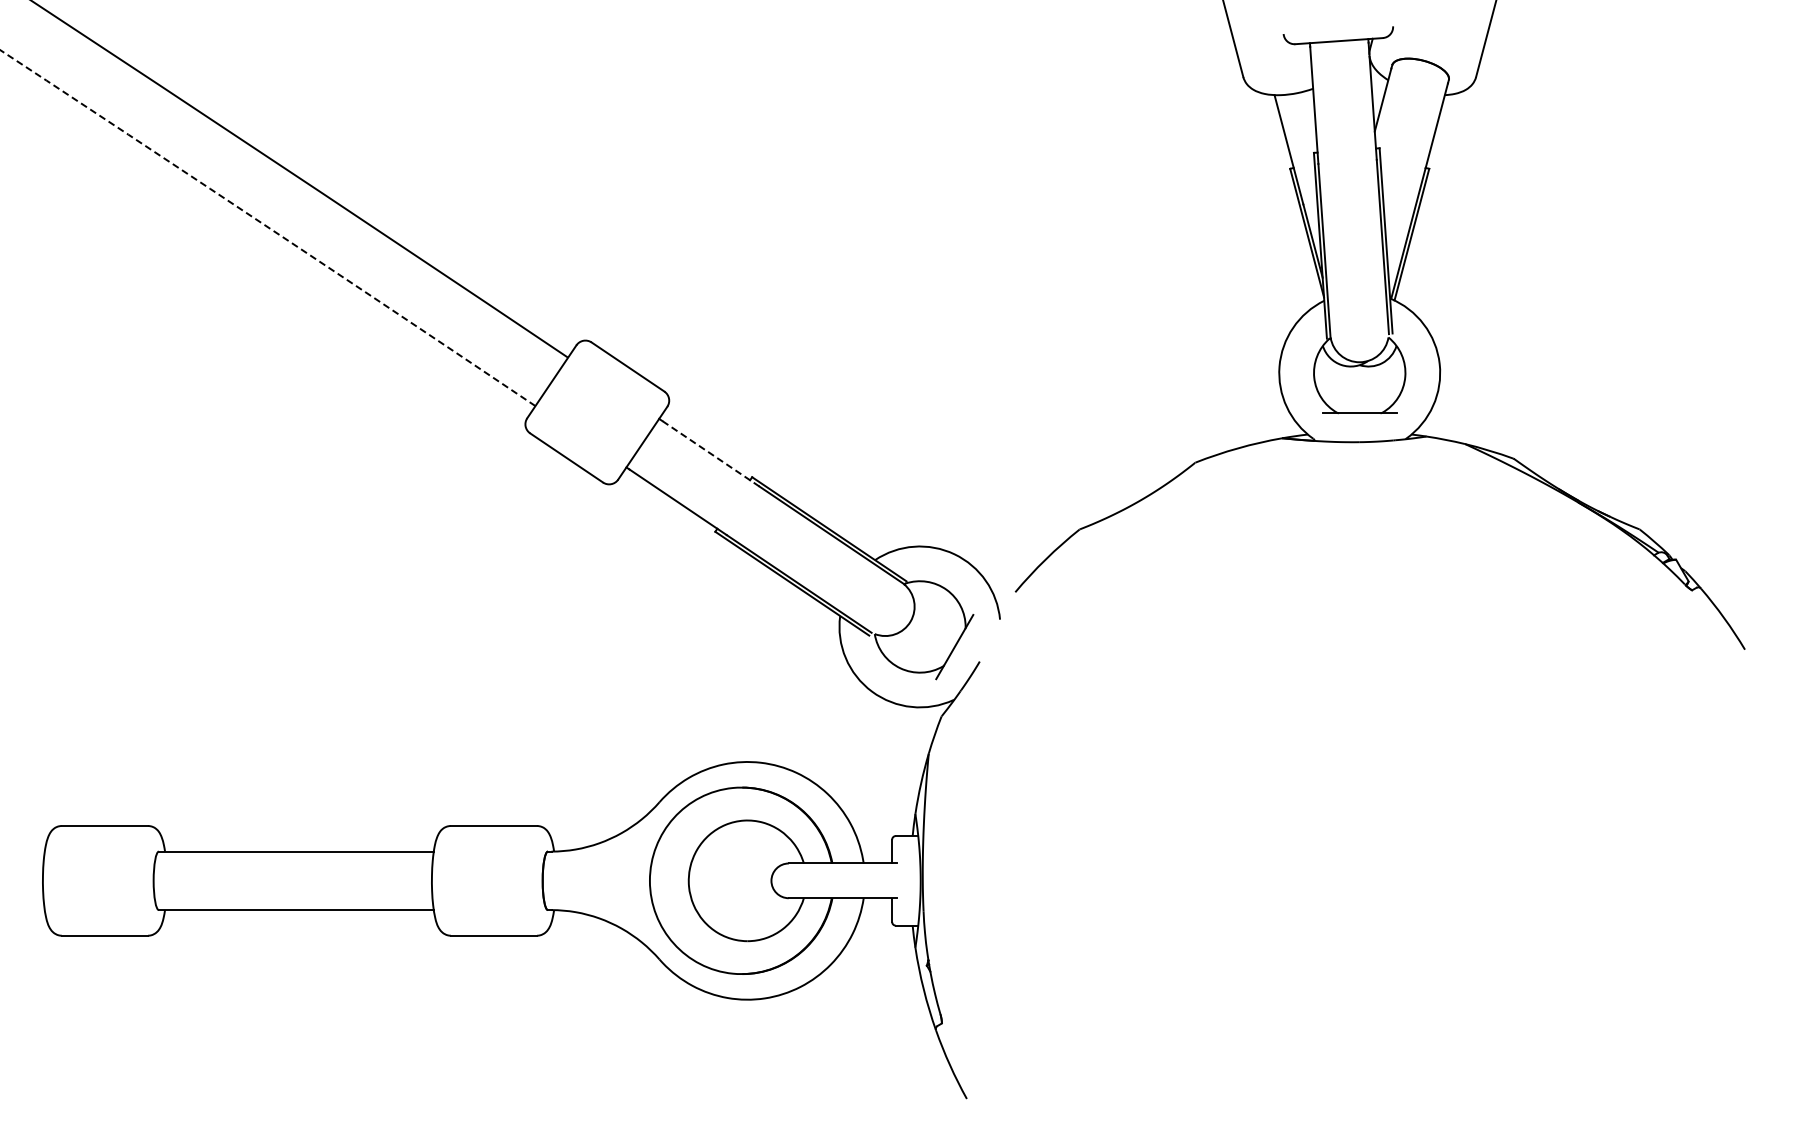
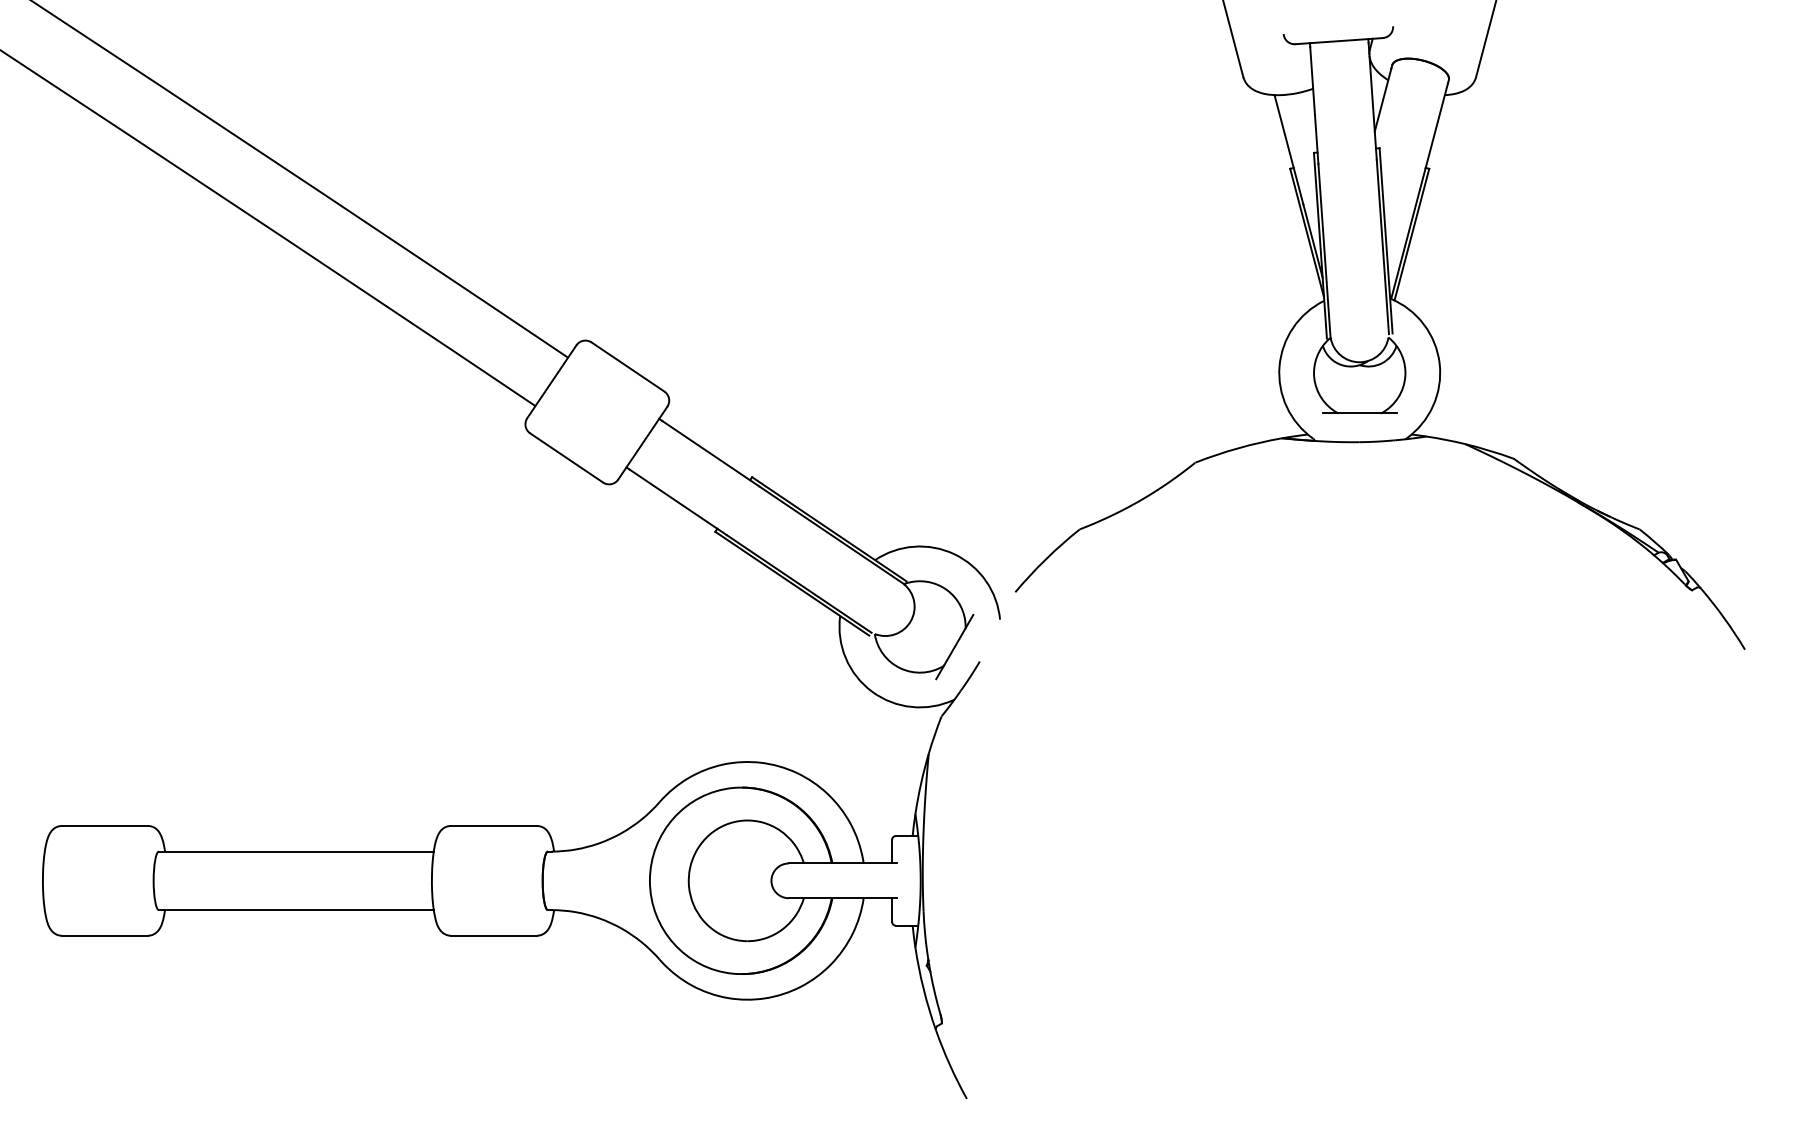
arc: dashed -> solid (267, 226)
line: dashed -> solid (710, 453)
